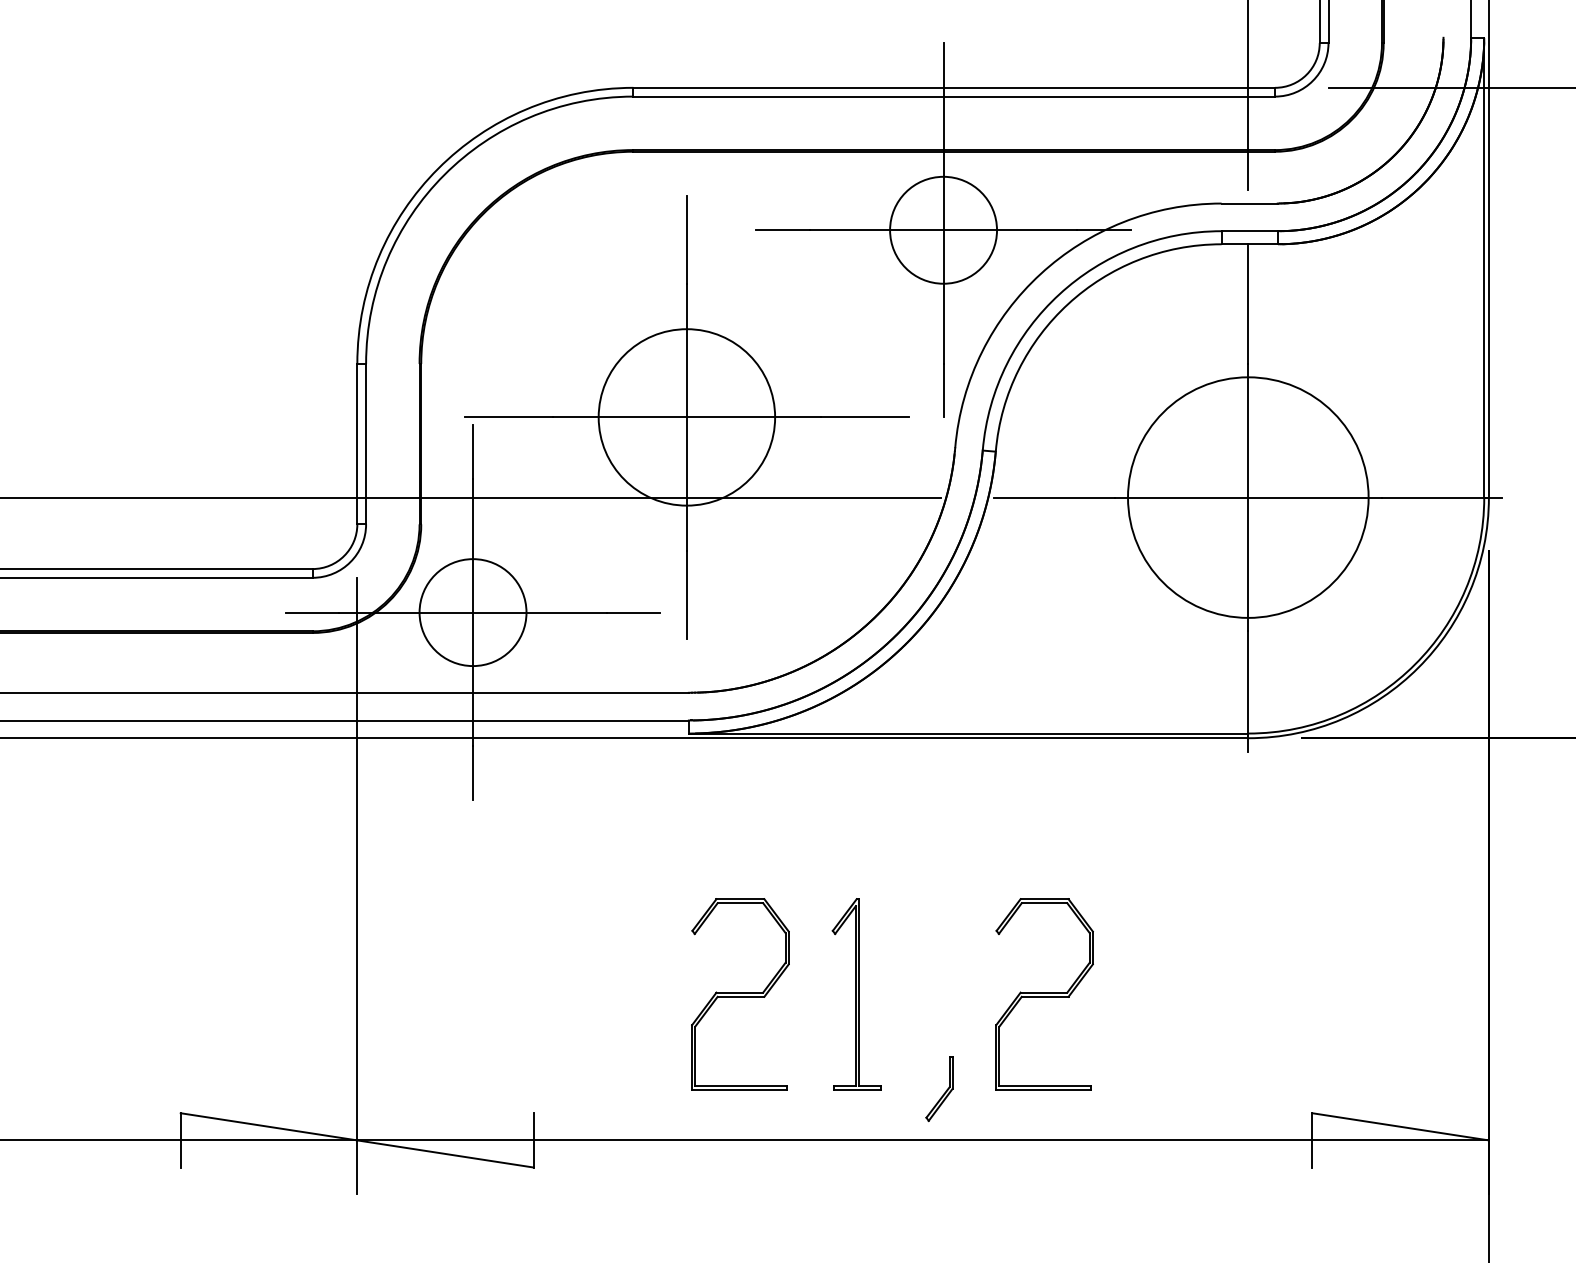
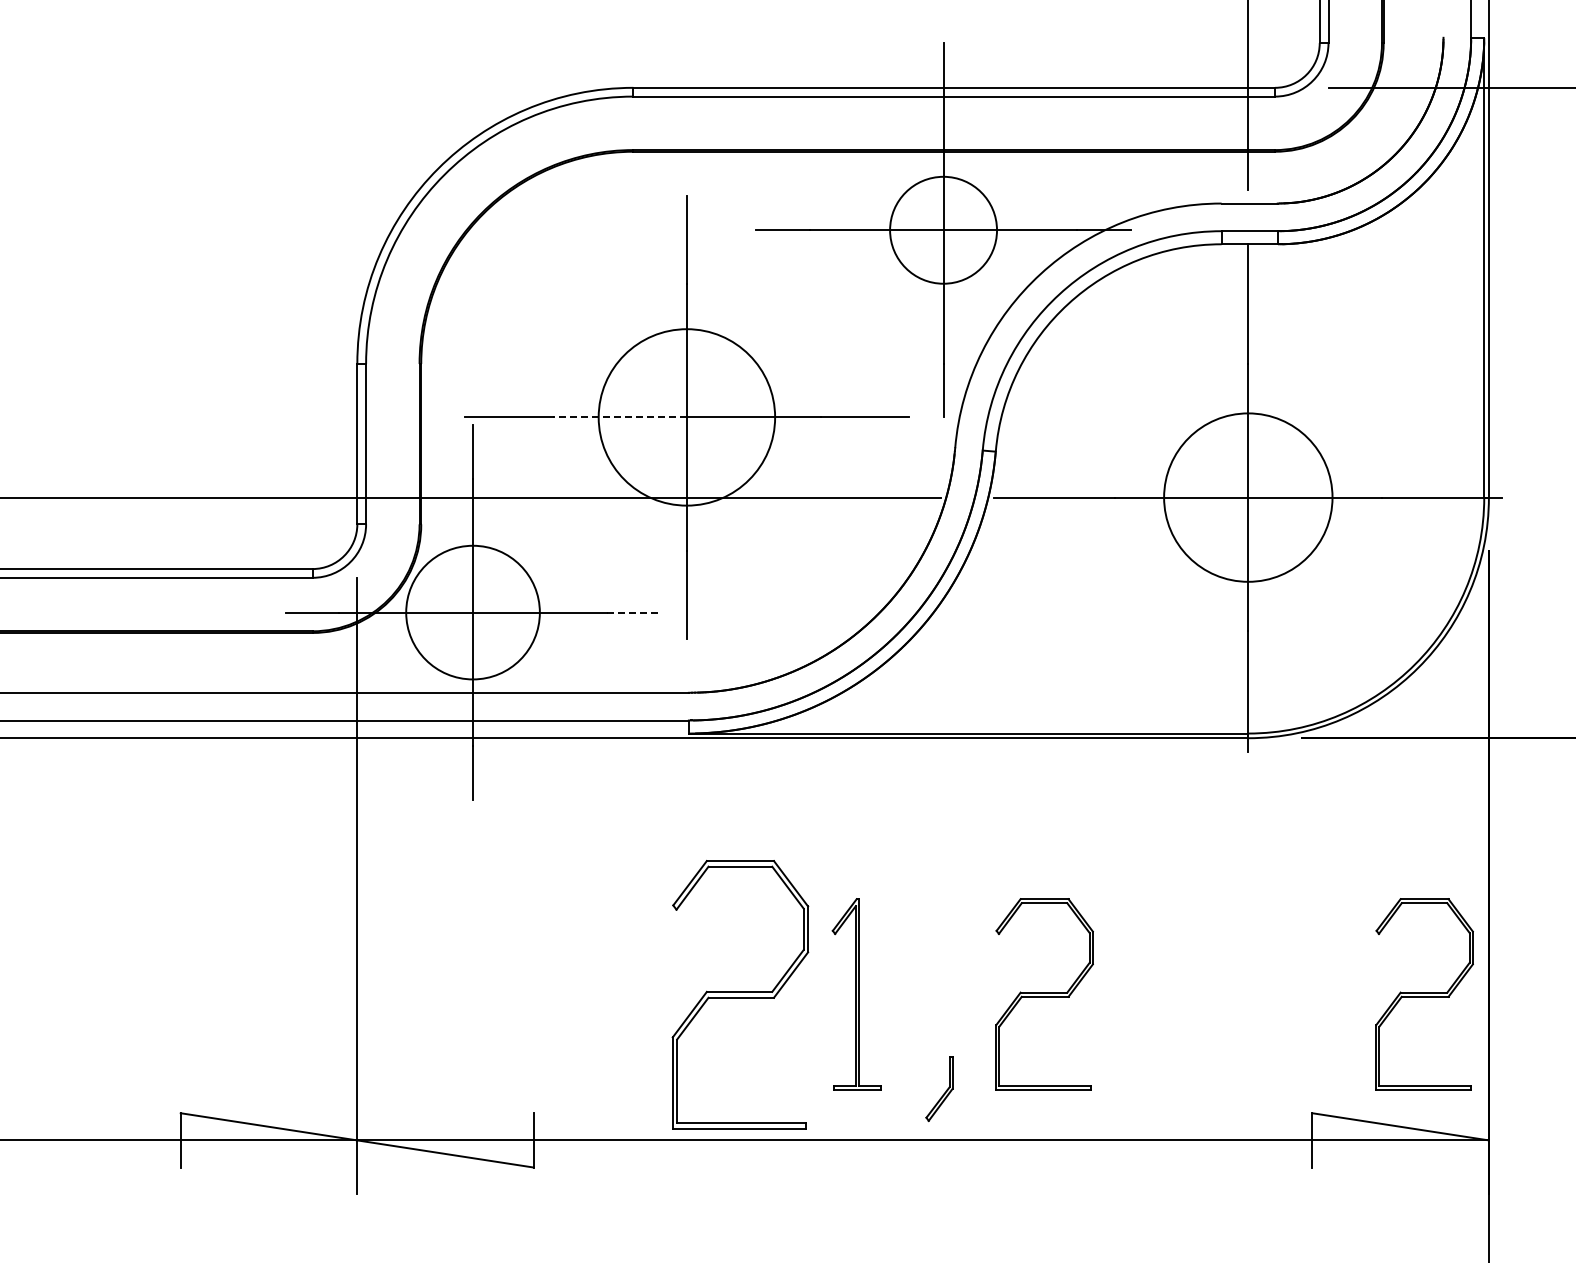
line: solid -> dashed (620, 417)
circle diameter: 241 px -> 168 px (1248, 497)
circle diameter: 107 px -> 134 px (472, 612)
line: solid -> dashed (633, 612)
part size: 99x193 px -> 139x270 px (740, 994)
part: none -> present (1424, 994)
